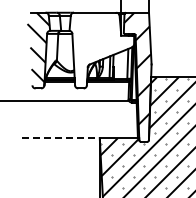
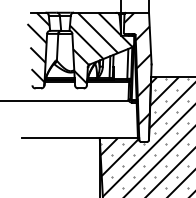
hatch: none -> present (101, 47)
line: dashed -> solid (61, 138)
